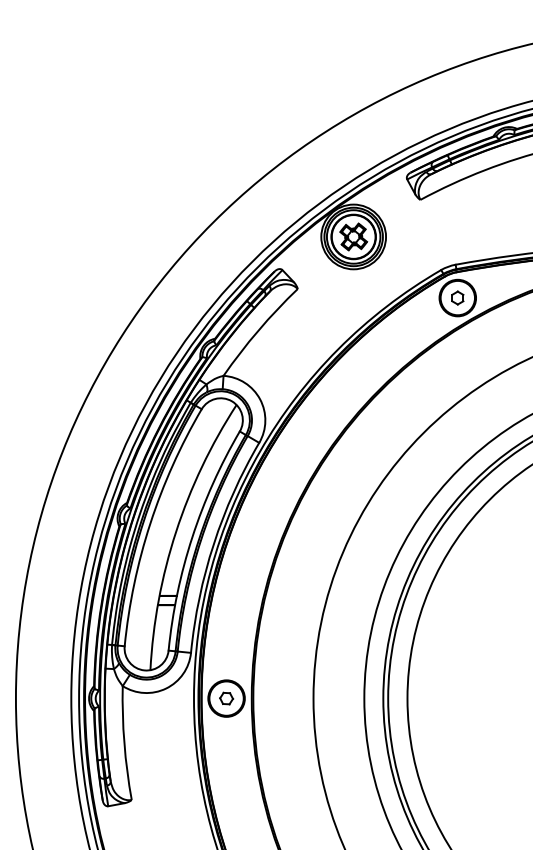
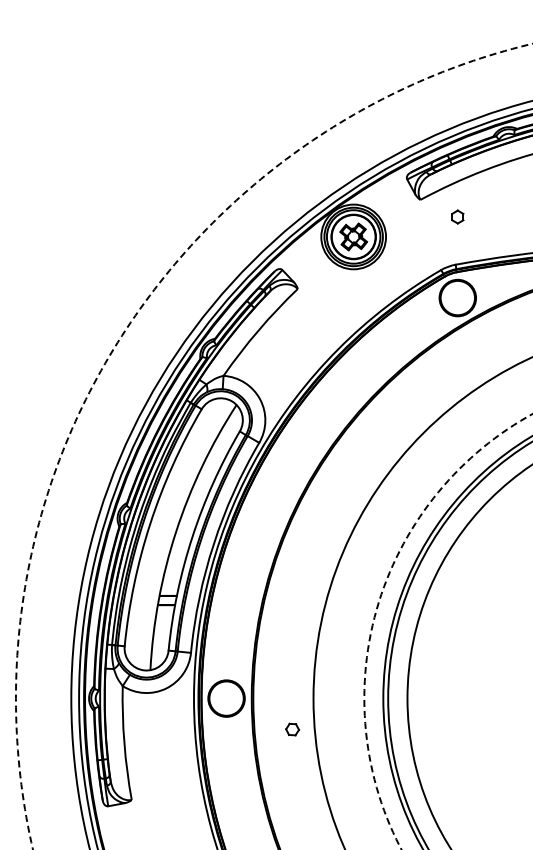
part position: (457, 297) -> (457, 216) (457, 216)
circle: solid -> dashed (273, 446)
circle: solid -> dashed (448, 631)
part position: (226, 698) -> (292, 729) (292, 729)
